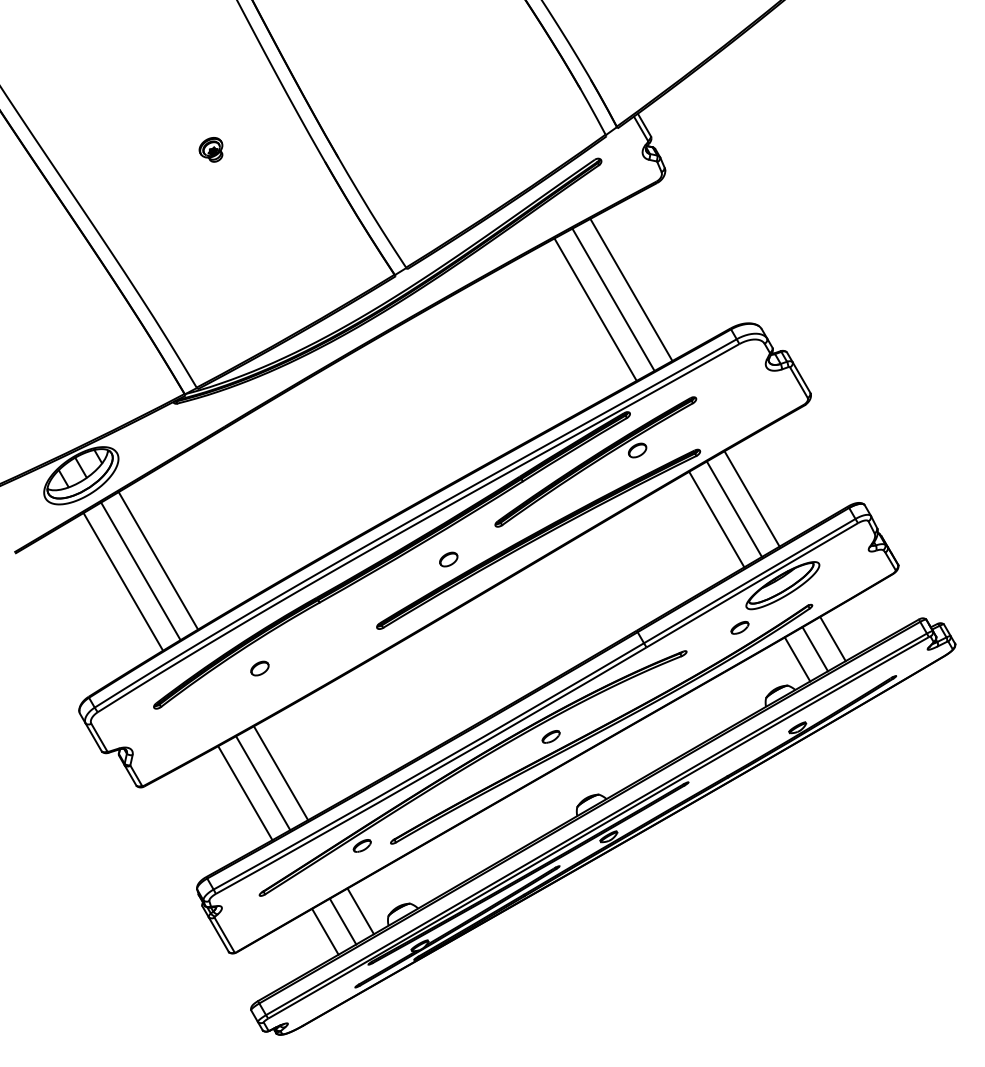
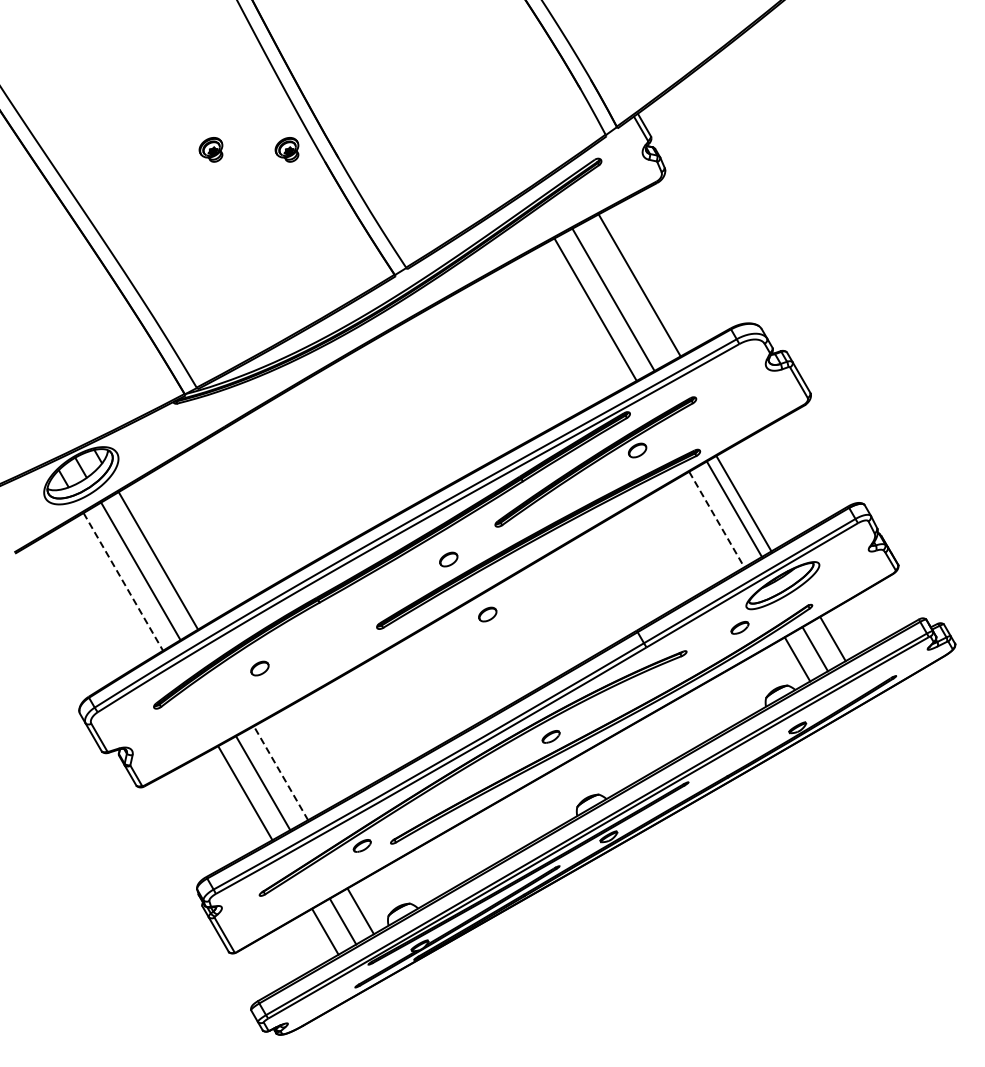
part: none -> present (286, 149)
line position: (631, 290) -> (639, 285) (639, 285)
line position: (751, 498) -> (743, 503) (743, 503)
line: solid -> dashed (717, 520)
line: solid -> dashed (123, 582)
part: none -> present (487, 614)
line: solid -> dashed (280, 772)
